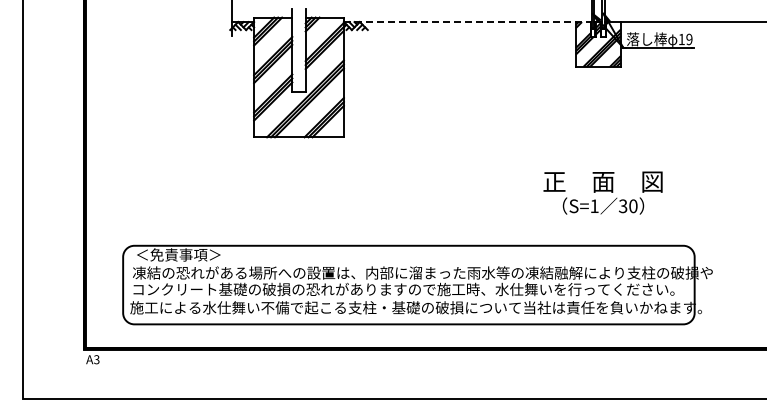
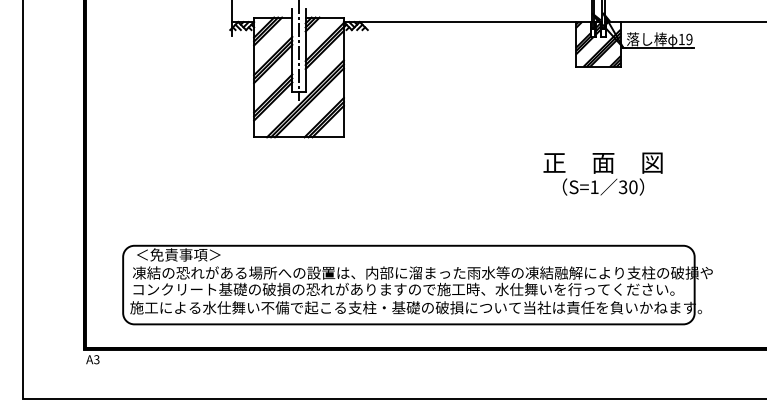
line: dashed -> solid (467, 22)
line: none -> present (299, 51)
text position: (602, 192) -> (602, 173) (602, 173)
